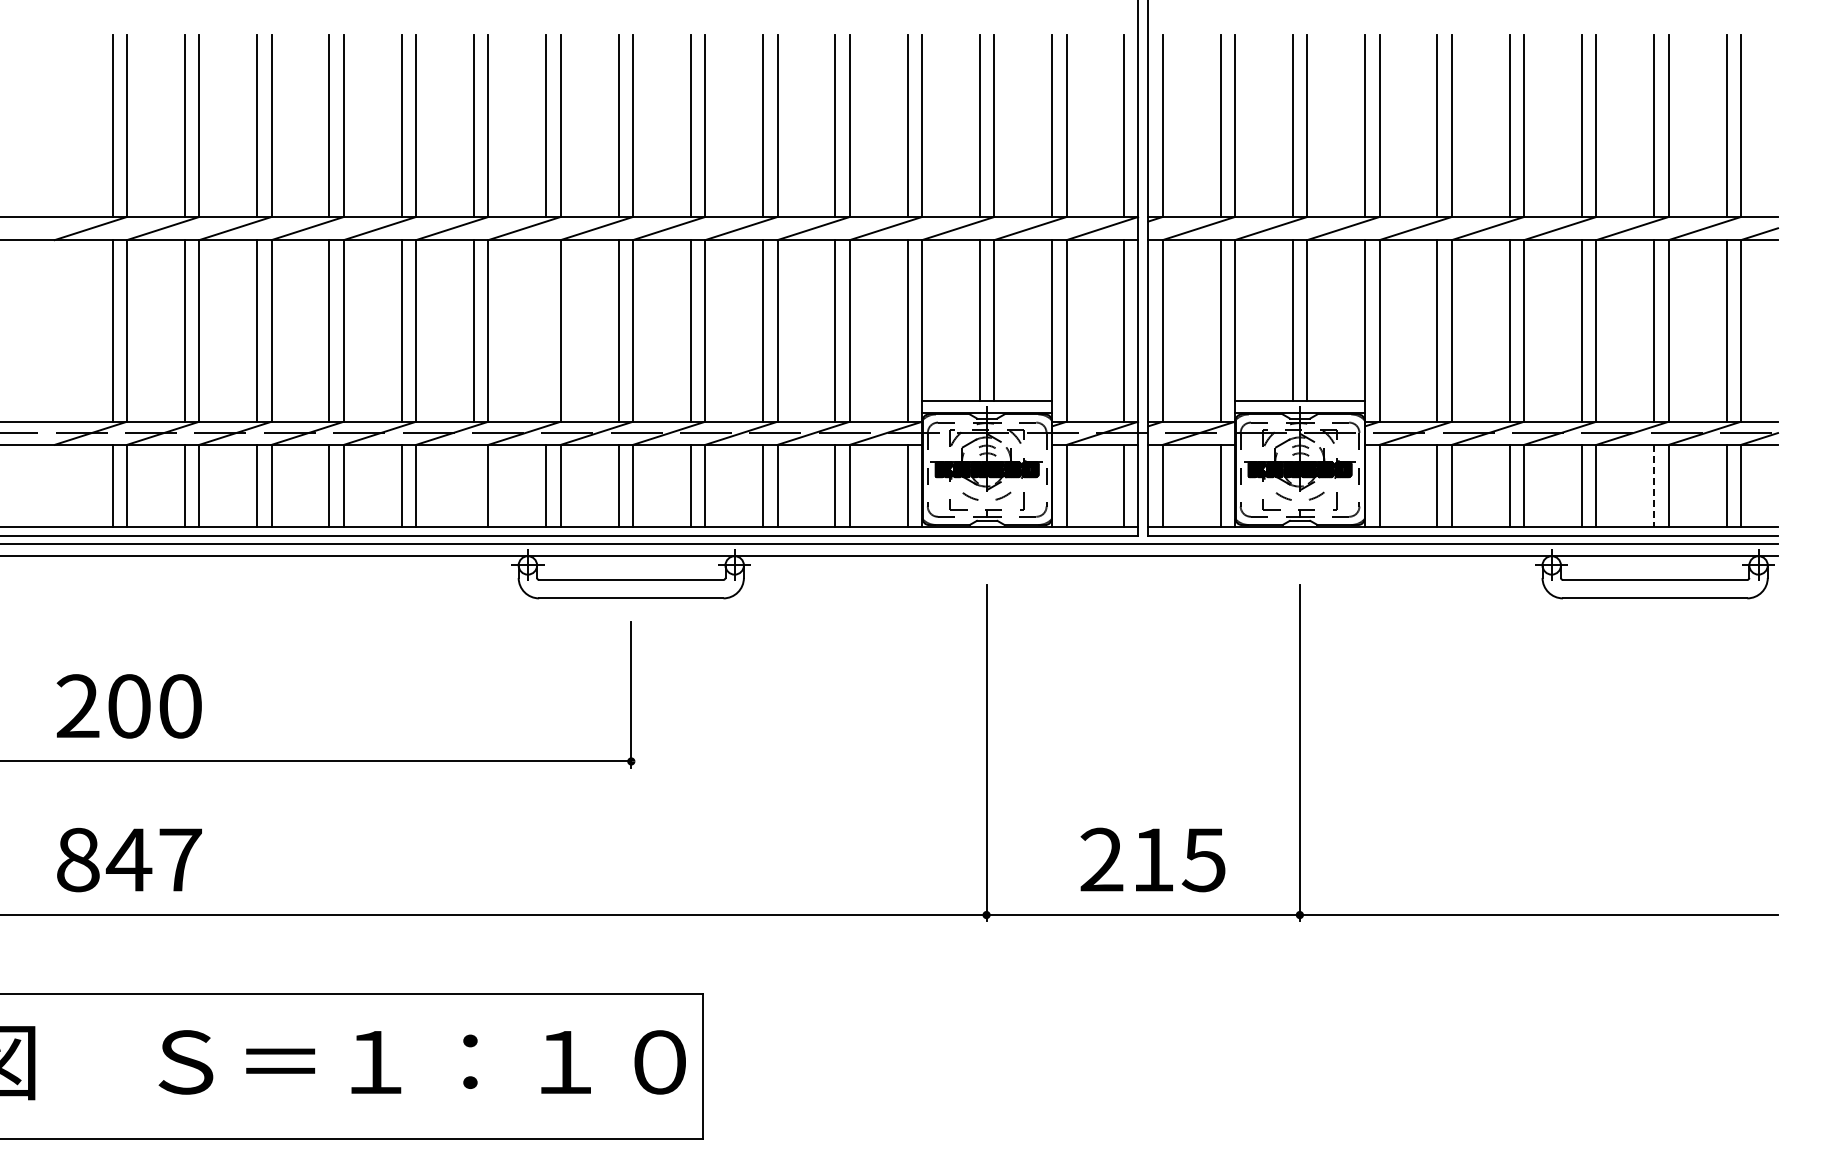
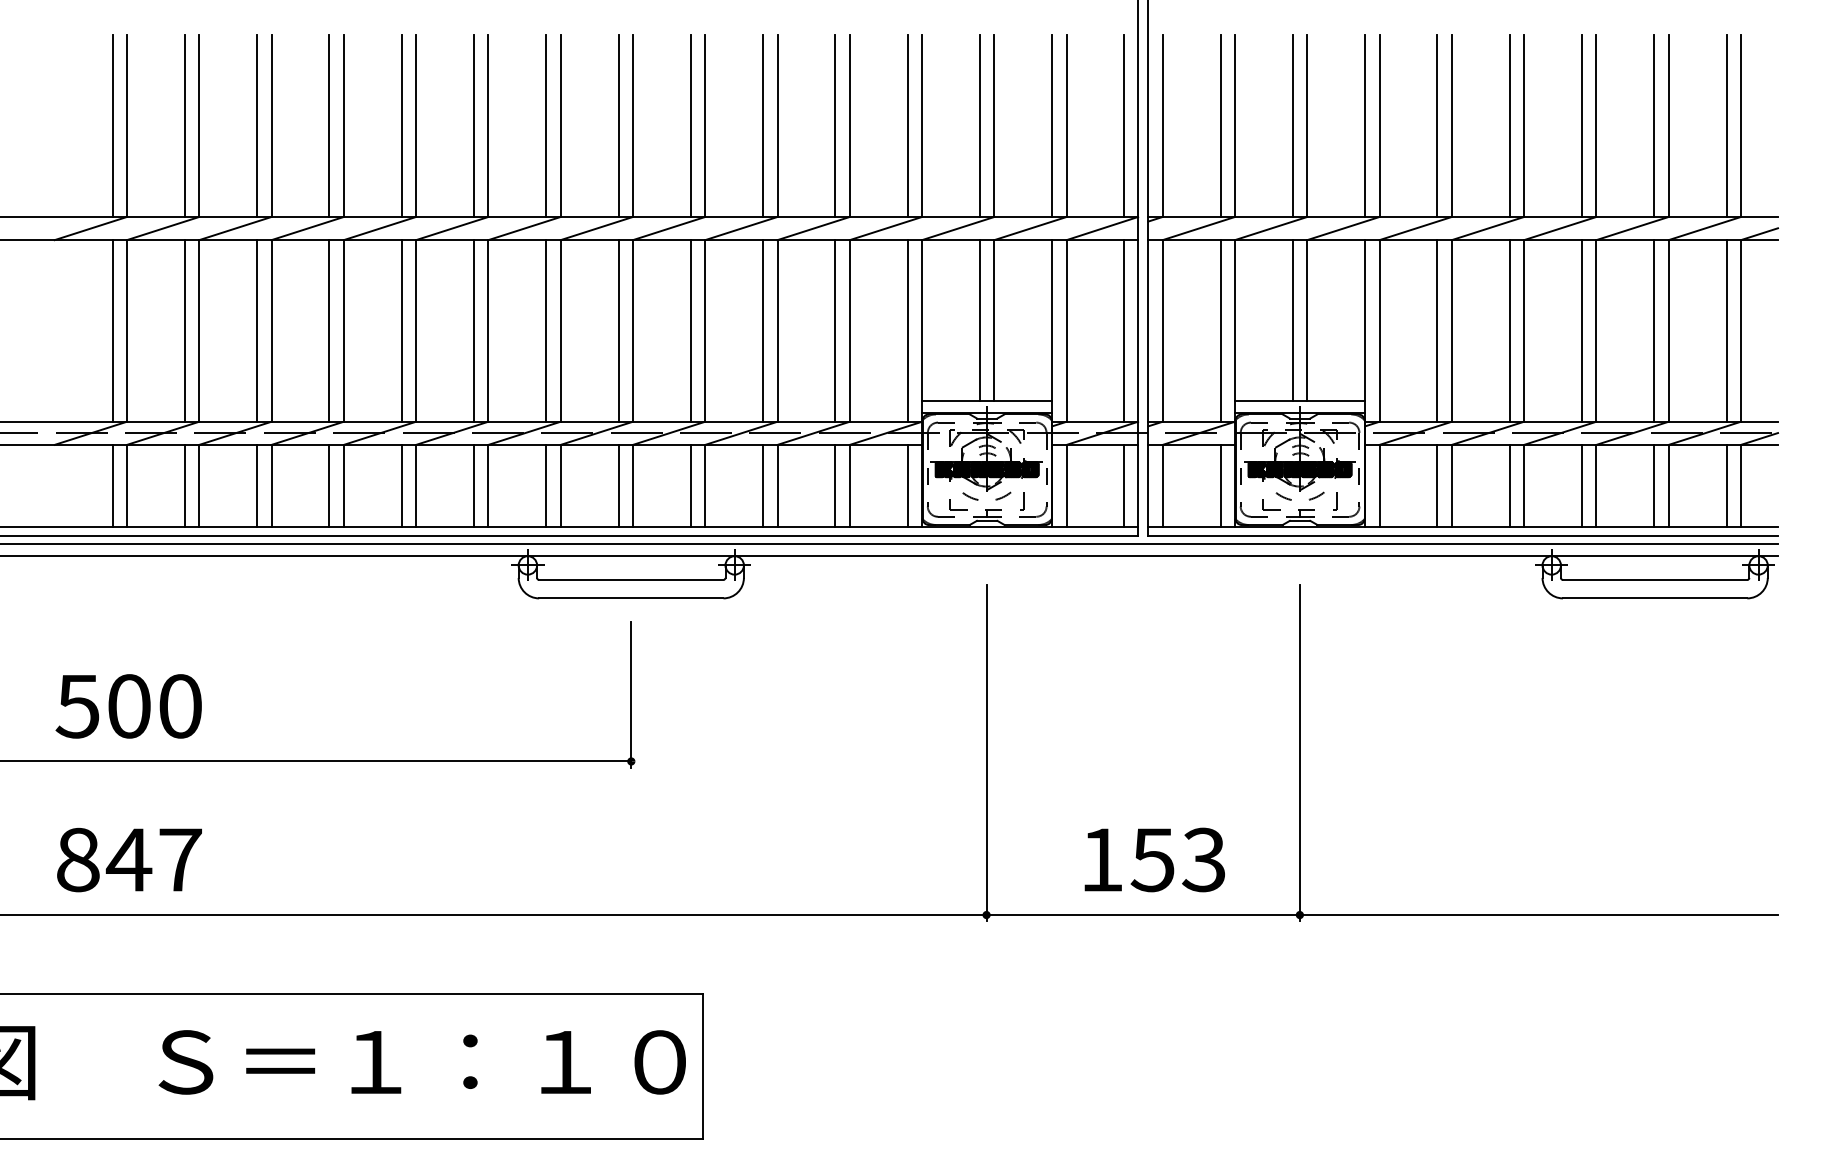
line: none -> present (546, 330)
line: none -> present (474, 485)
line: dashed -> solid (1654, 485)
text: 200 -> 500 (77, 706)
text: 215 -> 153 (1152, 859)
